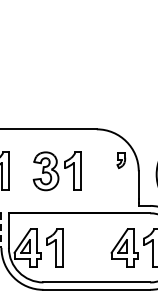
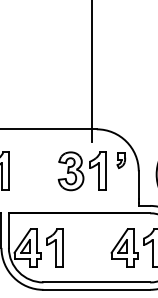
line: none -> present (92, 72)
part position: (56, 171) -> (81, 171) (81, 171)
line: dashed -> solid (1, 231)
